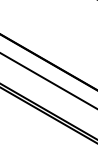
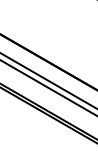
line: none -> present (48, 87)
